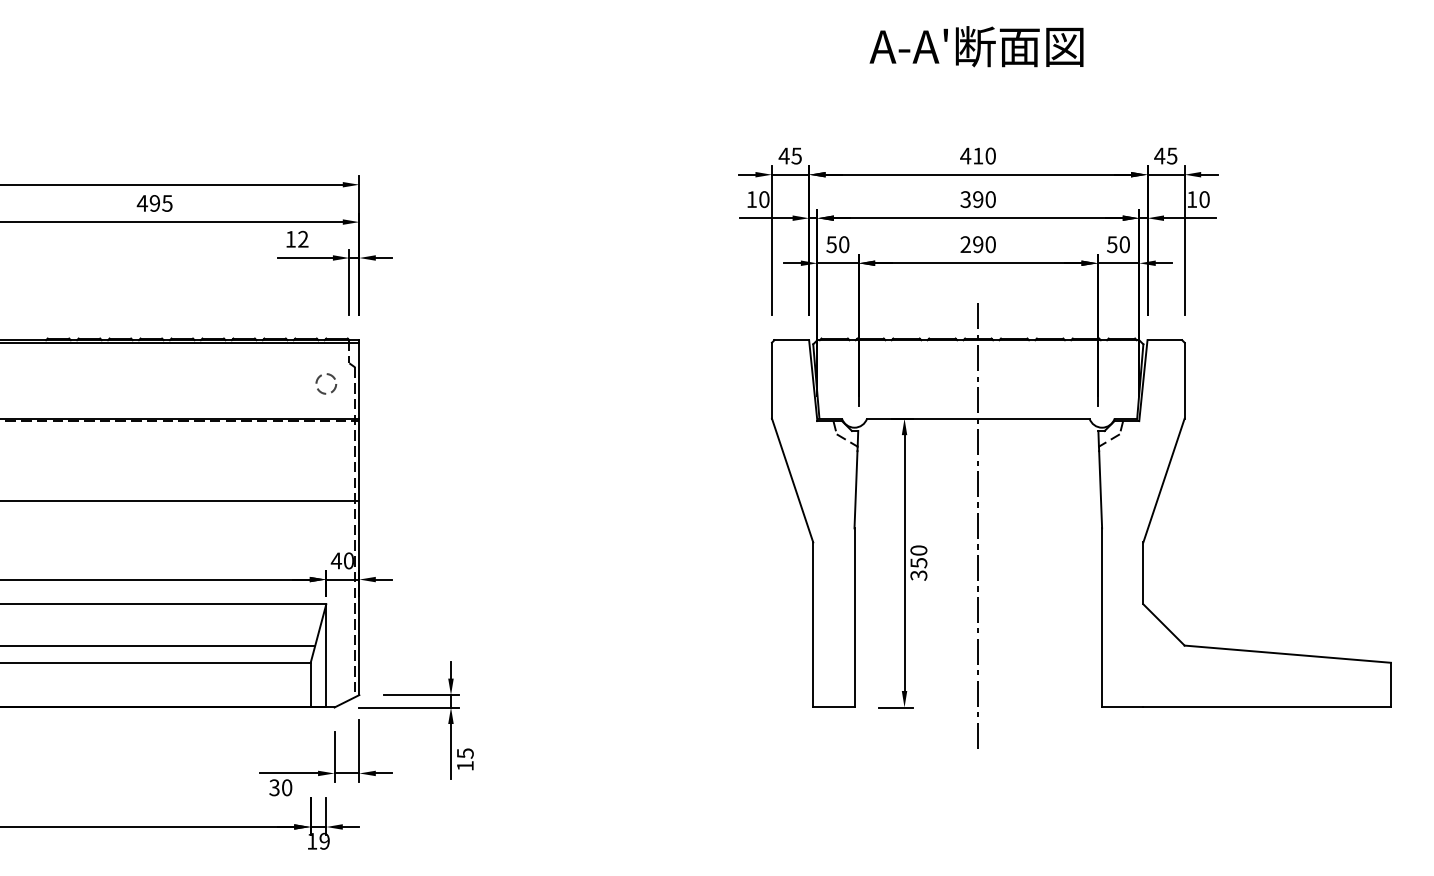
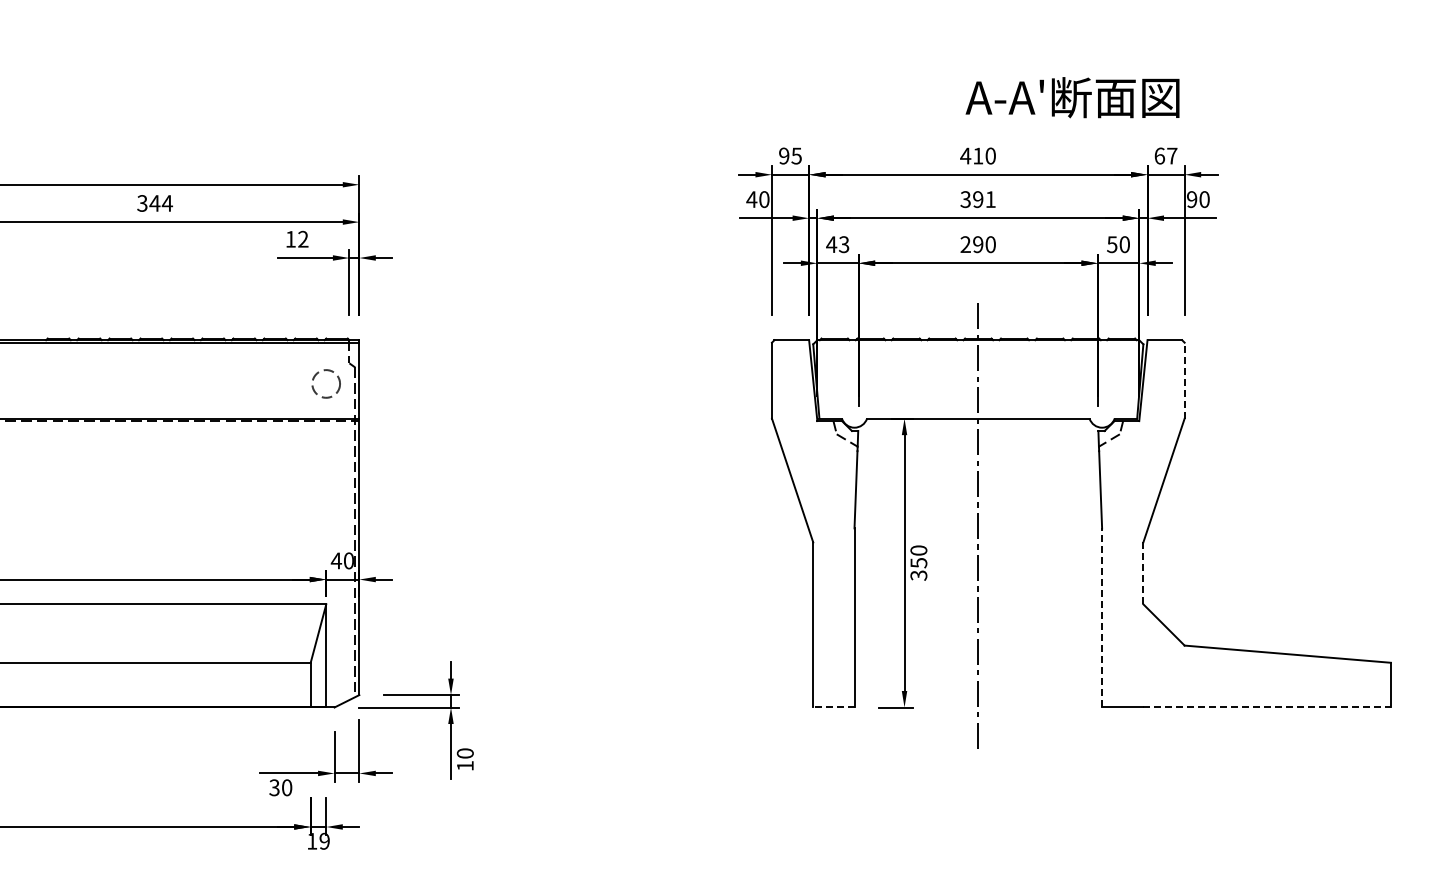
text position: (976, 46) -> (1072, 97) (1072, 97)
text: 45 -> 95 (783, 155)
text: 45 -> 67 (1165, 155)
text: 10 -> 40 (751, 199)
text: 390 -> 391 (990, 199)
text: 10 -> 90 (1192, 199)
text: 495 -> 344 (154, 203)
text: 50 -> 43 (837, 244)
line: solid -> dashed (1184, 380)
circle size: 23x22 px -> 30x30 px (325, 383)
line: present -> none (180, 501)
line: solid -> dashed (1143, 573)
line: solid -> dashed (1102, 617)
line: present -> none (158, 645)
line: solid -> dashed (833, 707)
line: solid -> dashed (1267, 707)
text: 15 -> 10 (464, 753)
